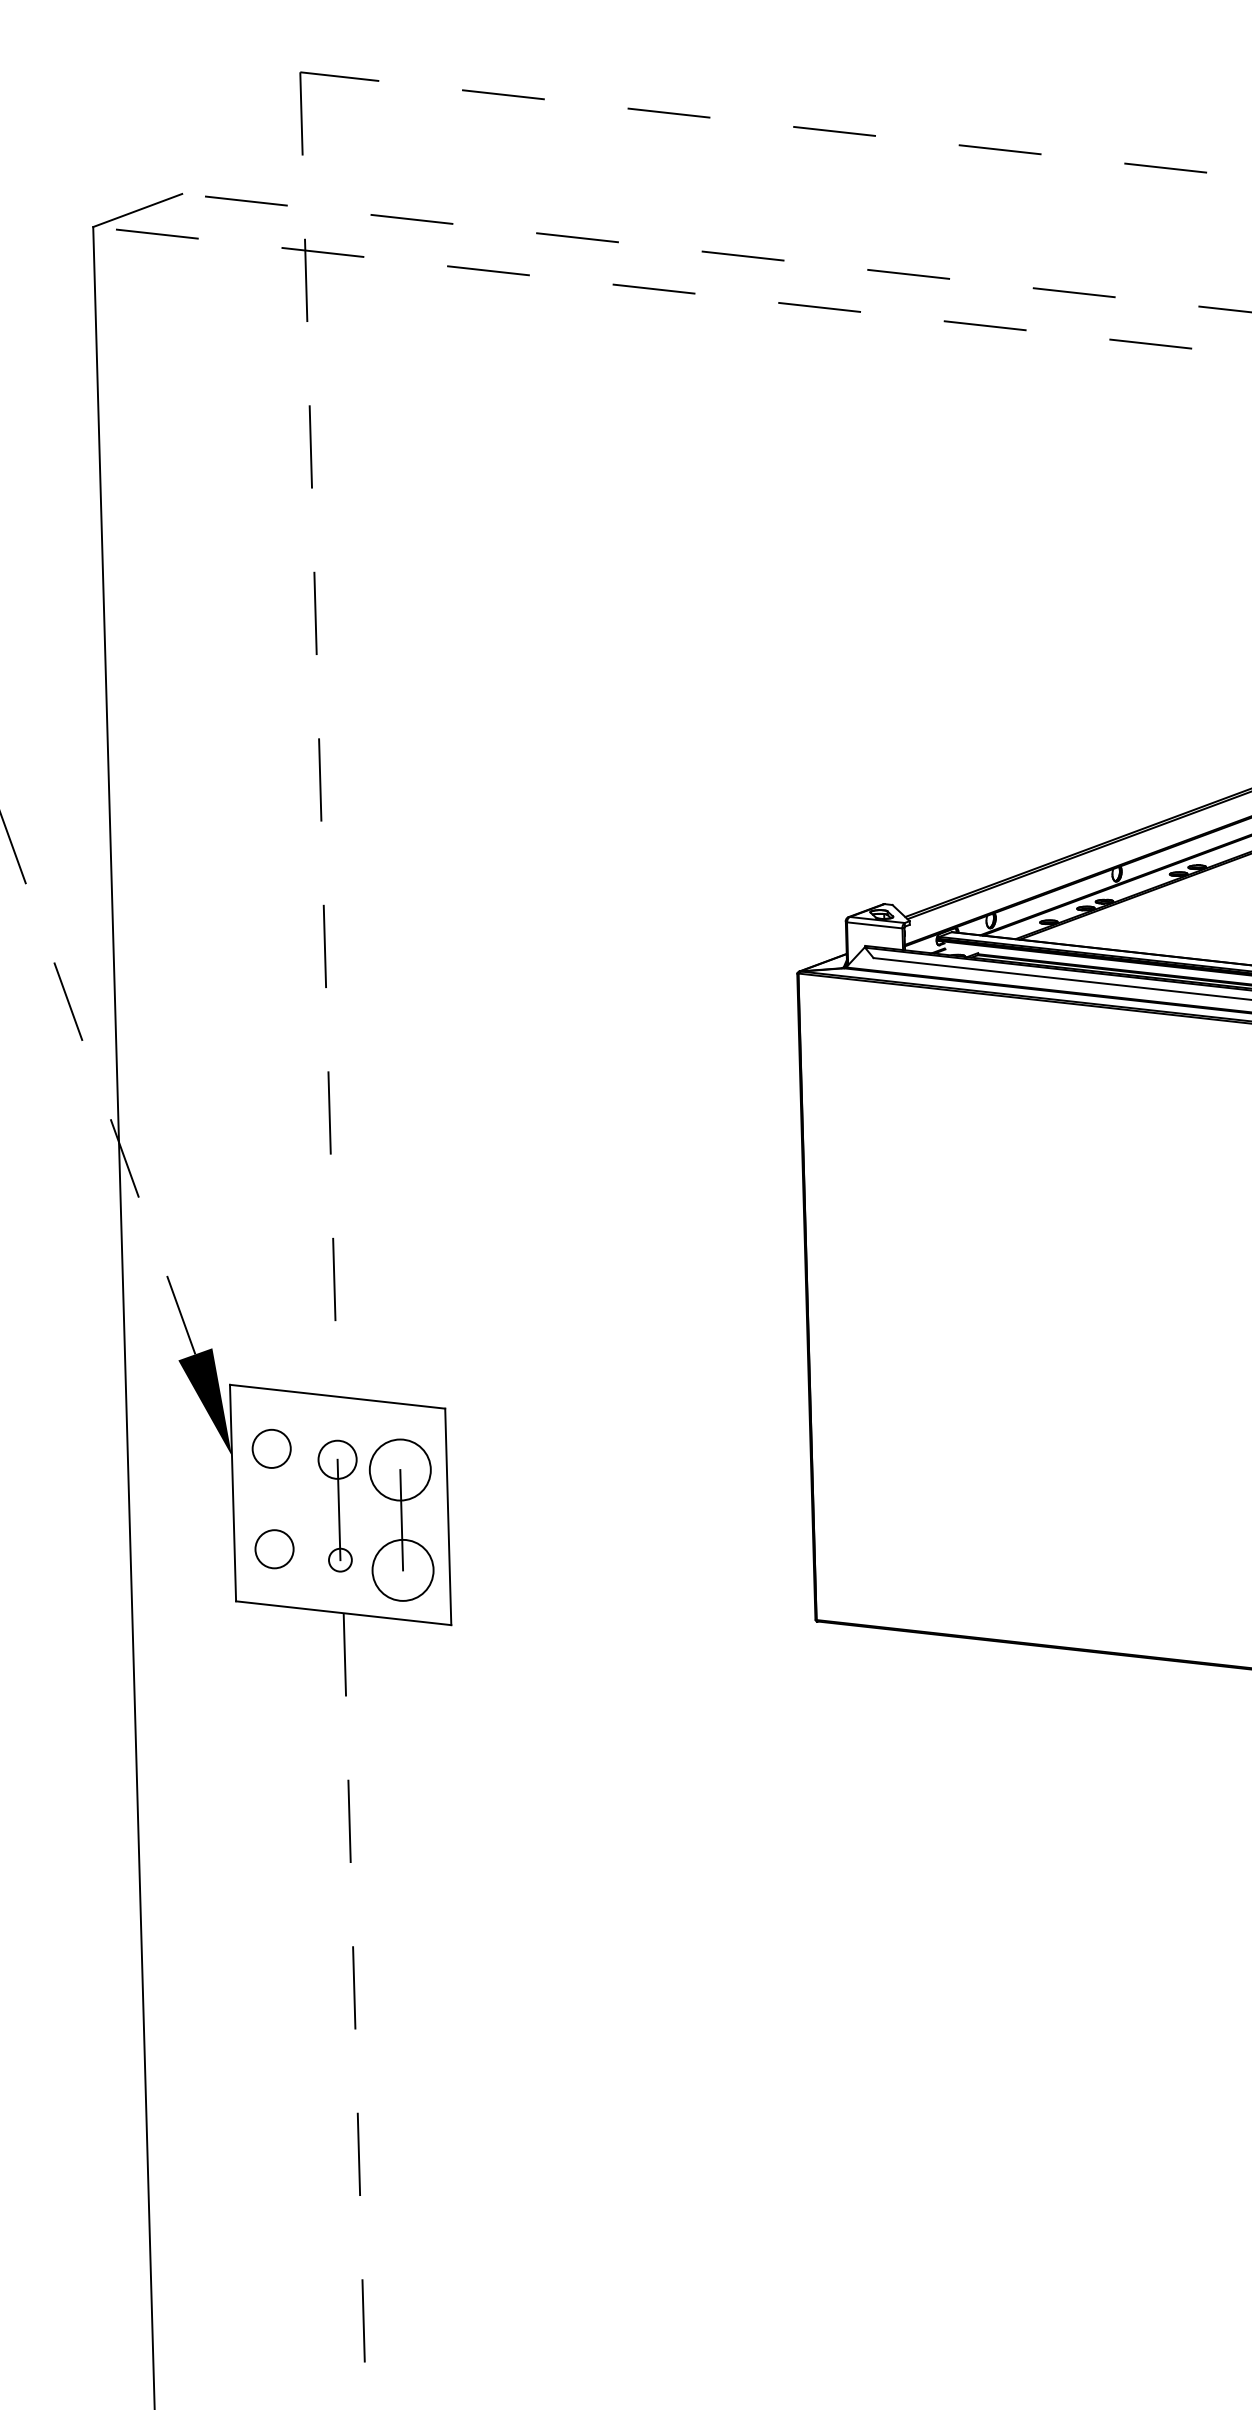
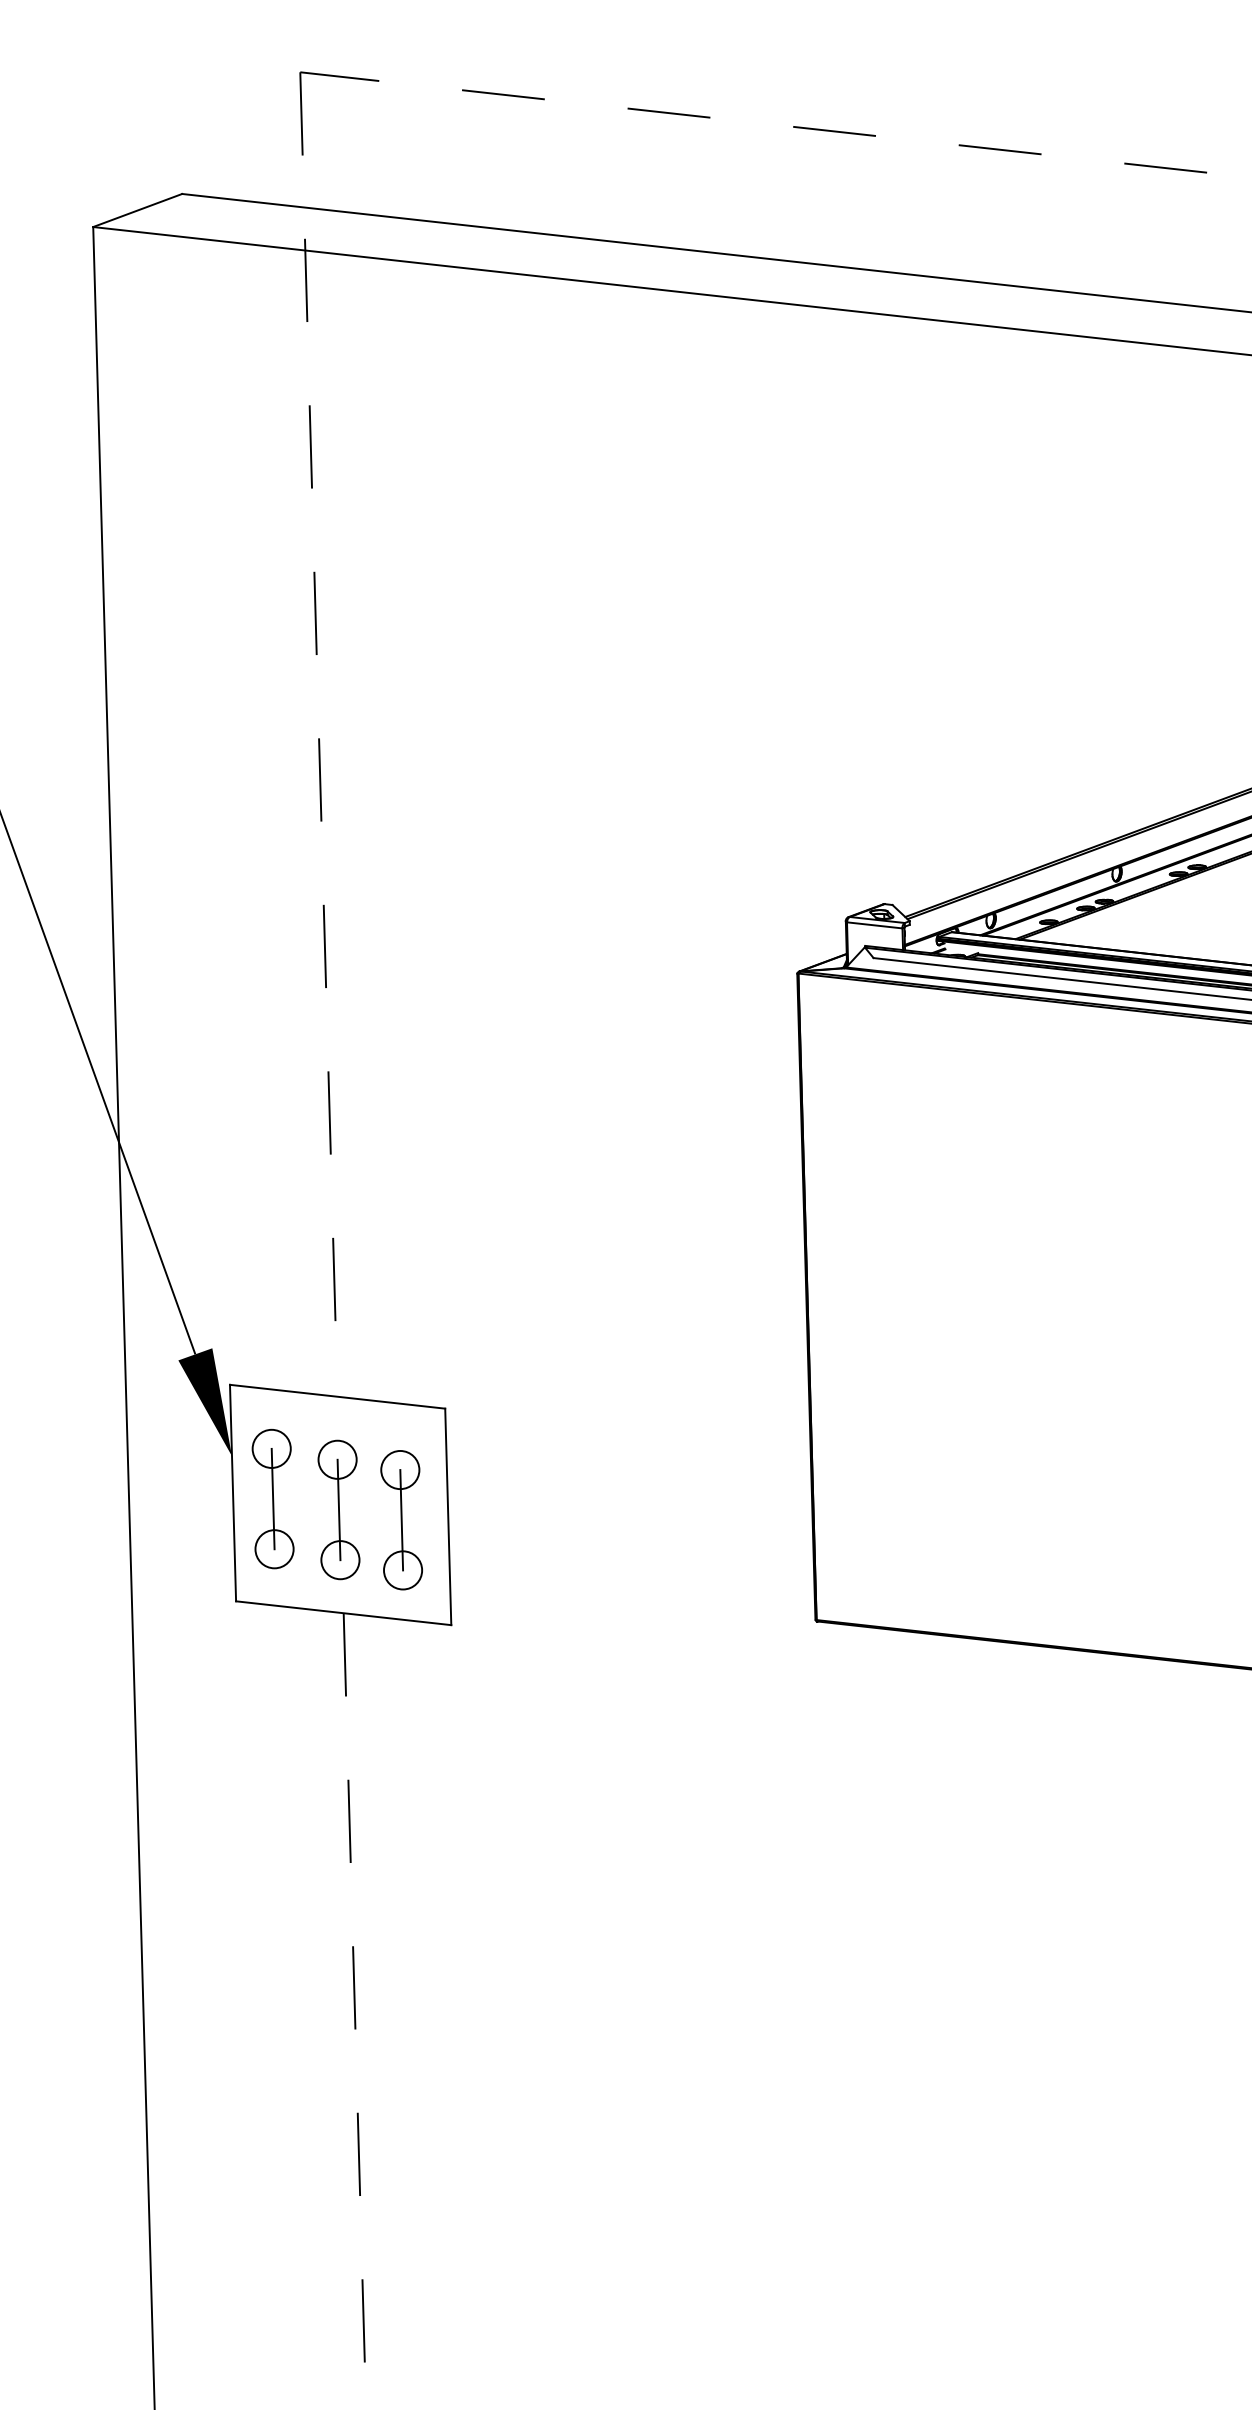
line: dashed -> solid (716, 253)
line: dashed -> solid (672, 291)
line: dashed -> solid (97, 1082)
circle diameter: 61 px -> 38 px (400, 1469)
line: none -> present (272, 1498)
circle diameter: 23 px -> 38 px (340, 1560)
circle diameter: 61 px -> 38 px (403, 1570)
